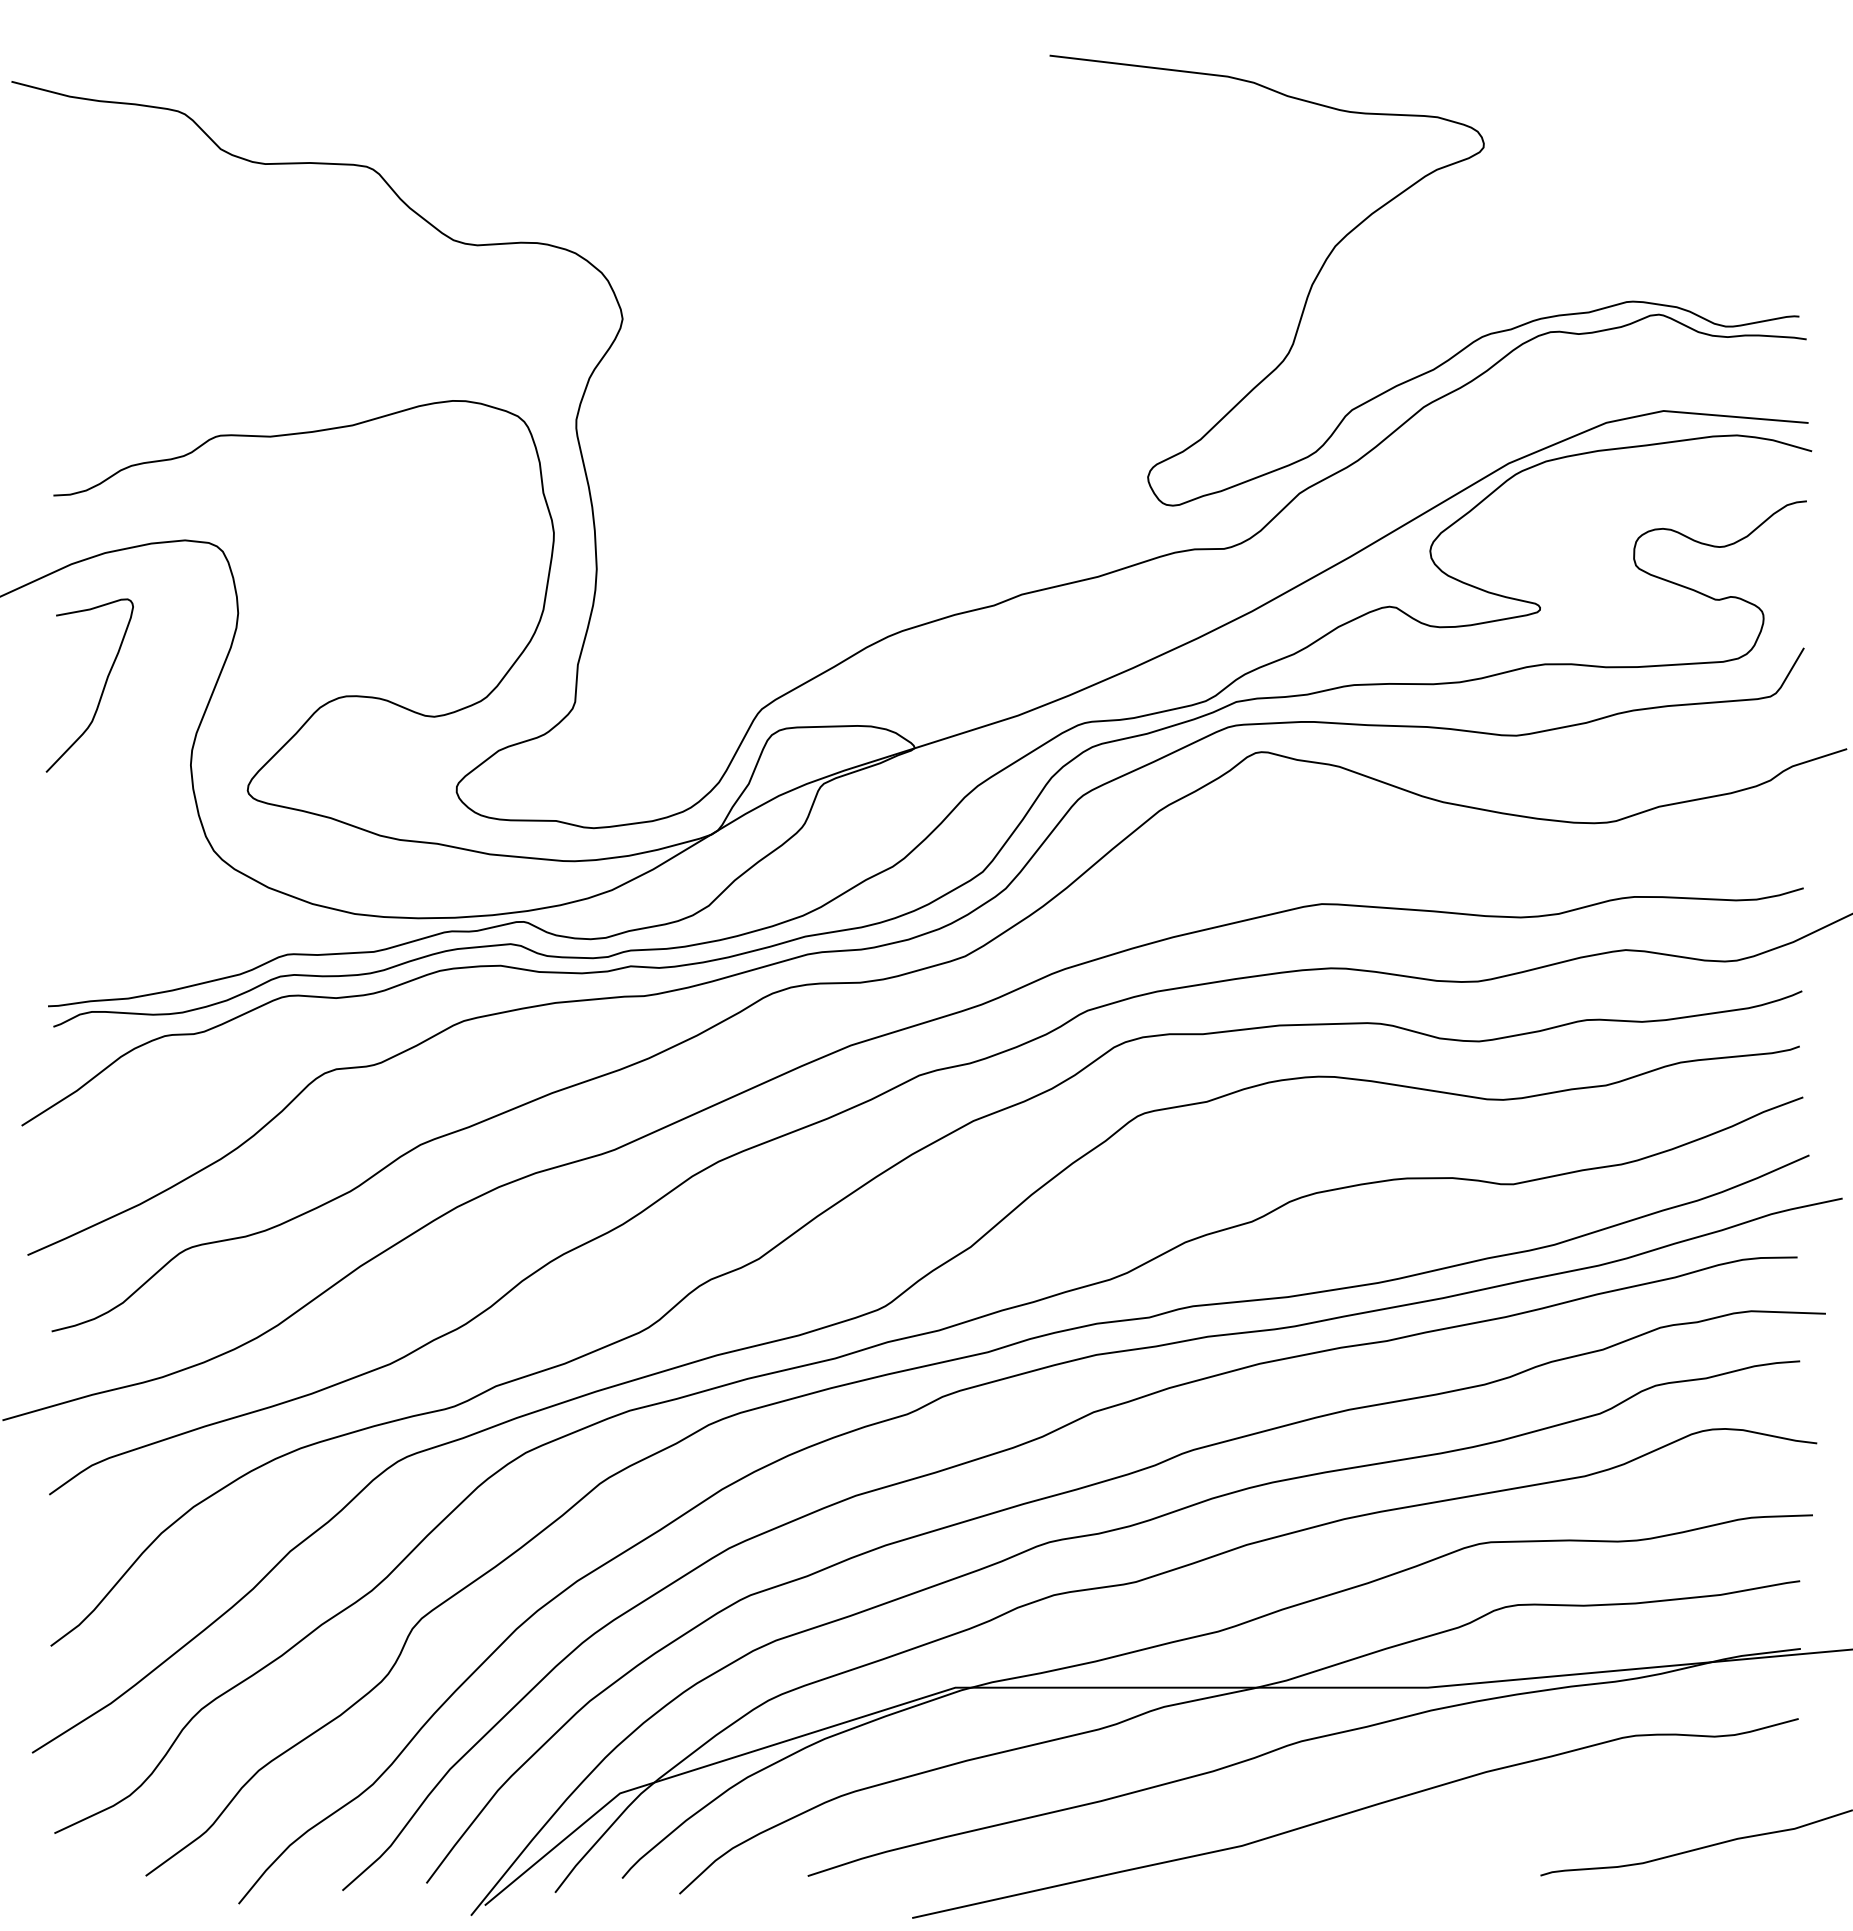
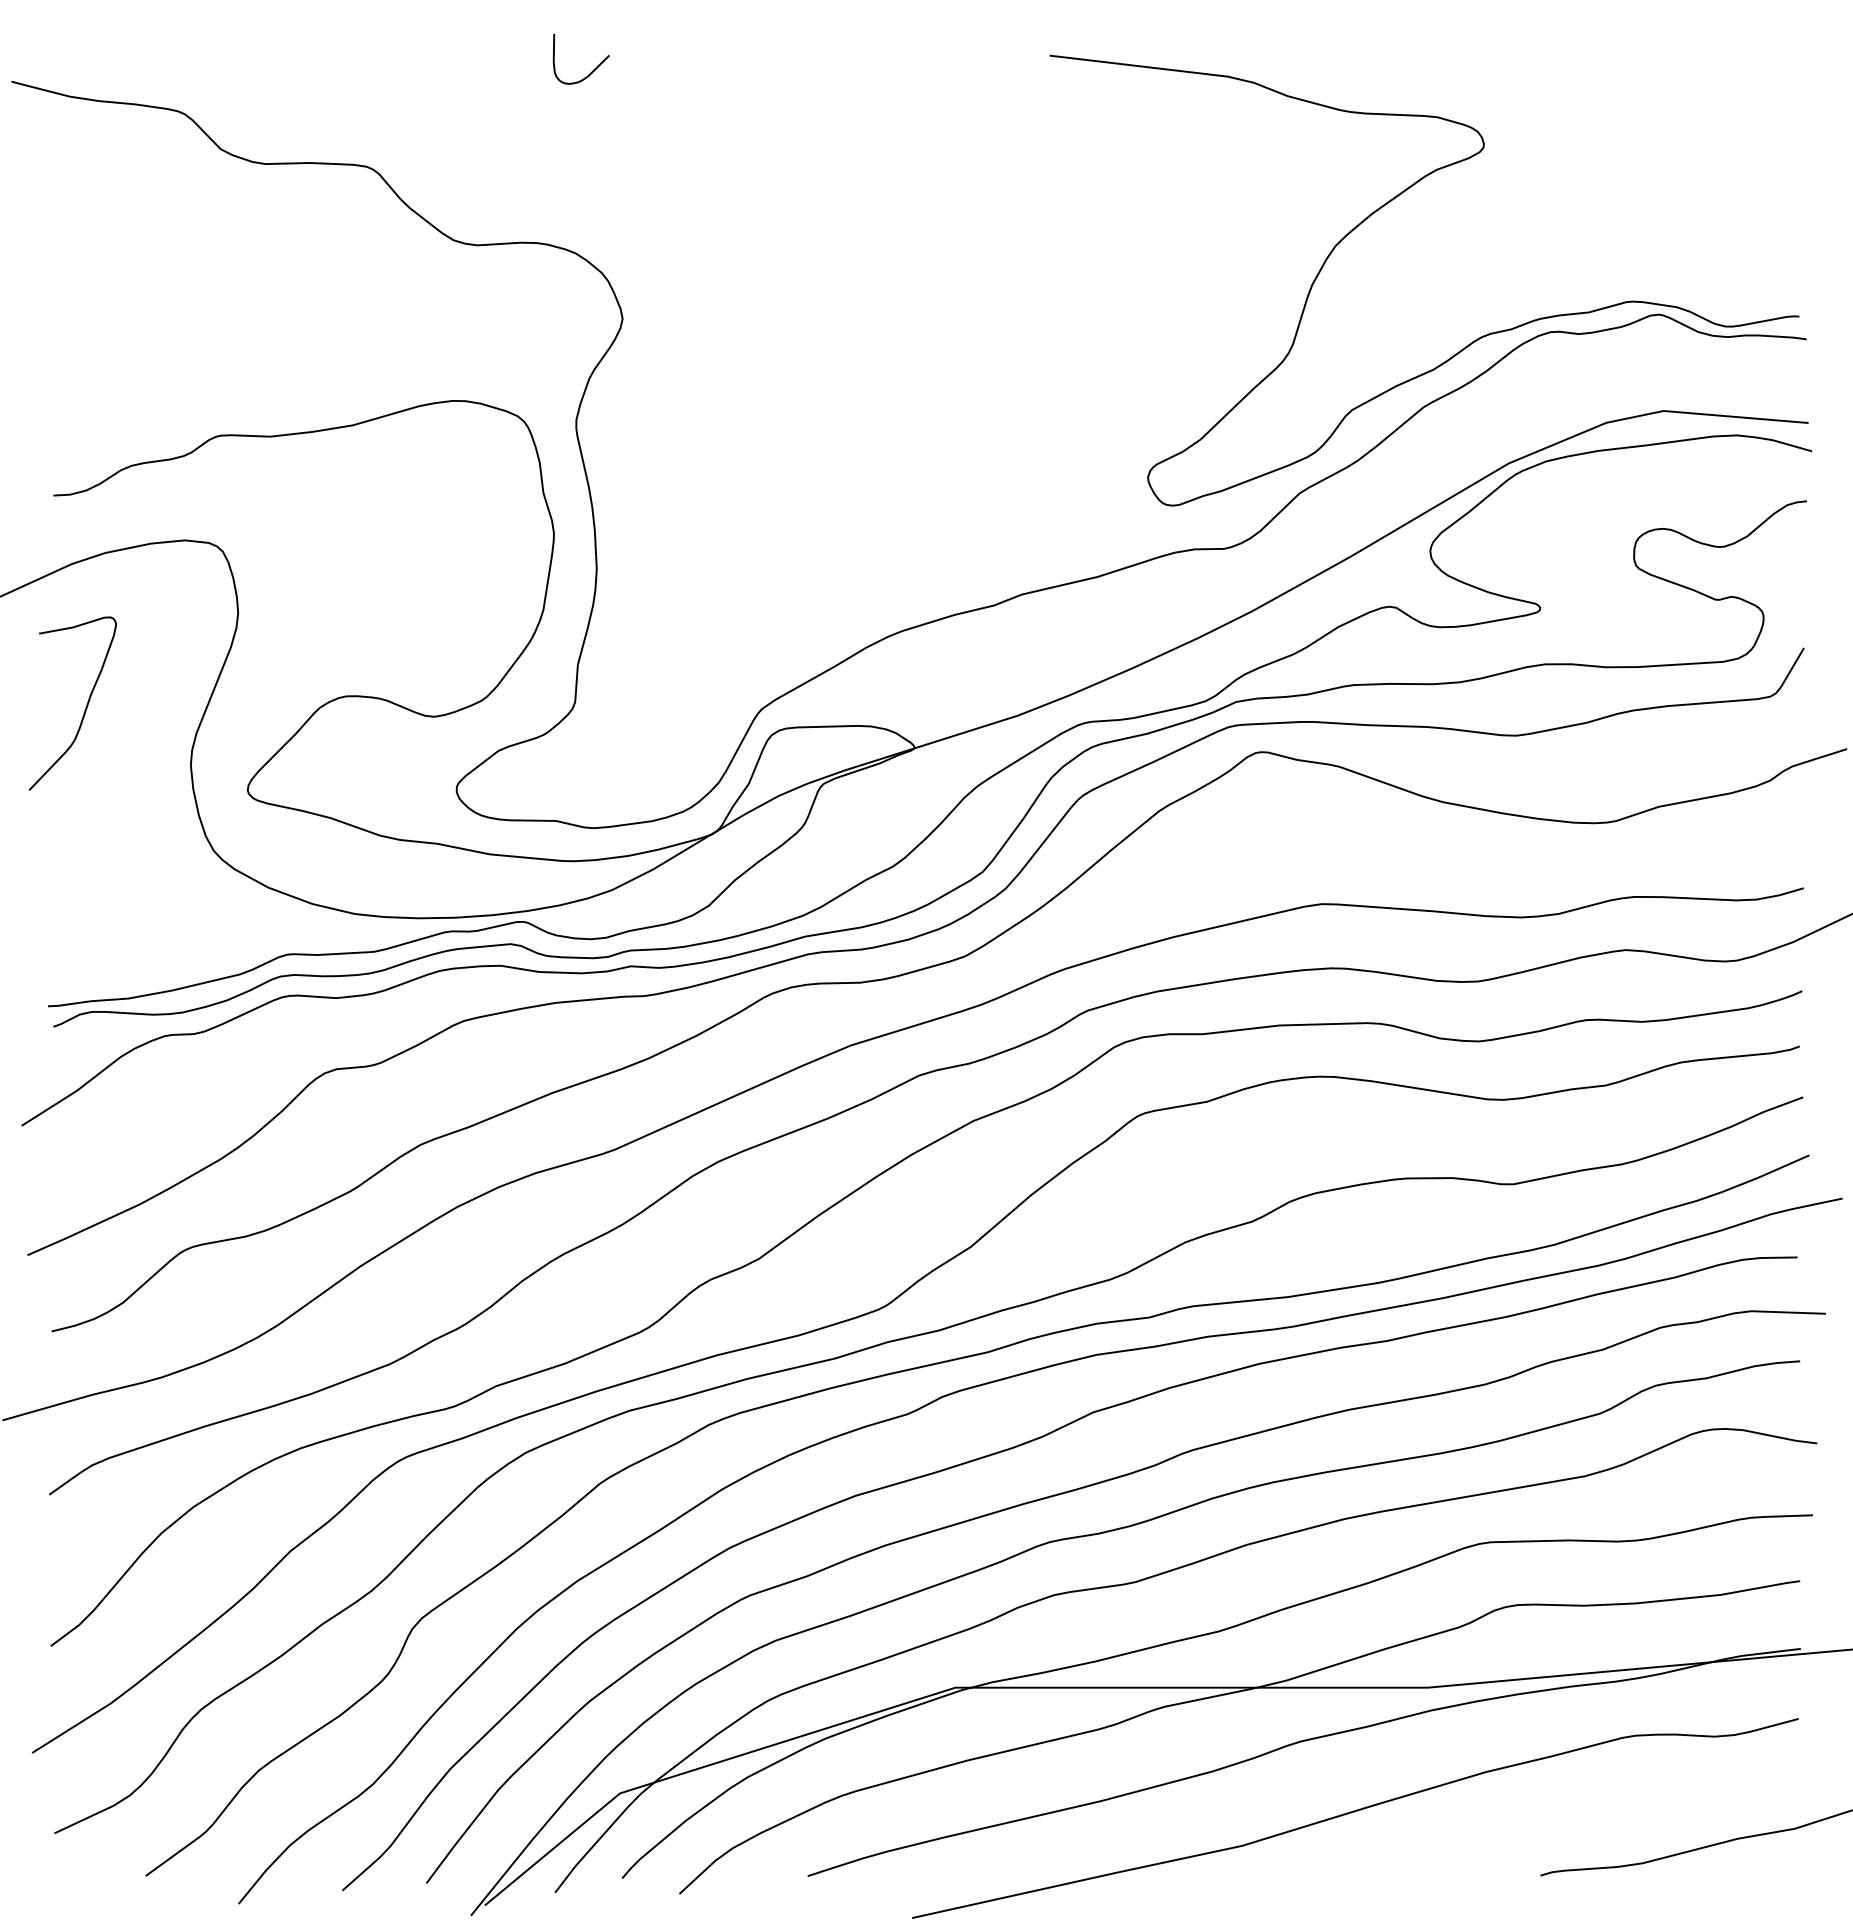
curve: none -> present (592, 70)
curve position: (102, 689) -> (85, 707) (85, 707)
